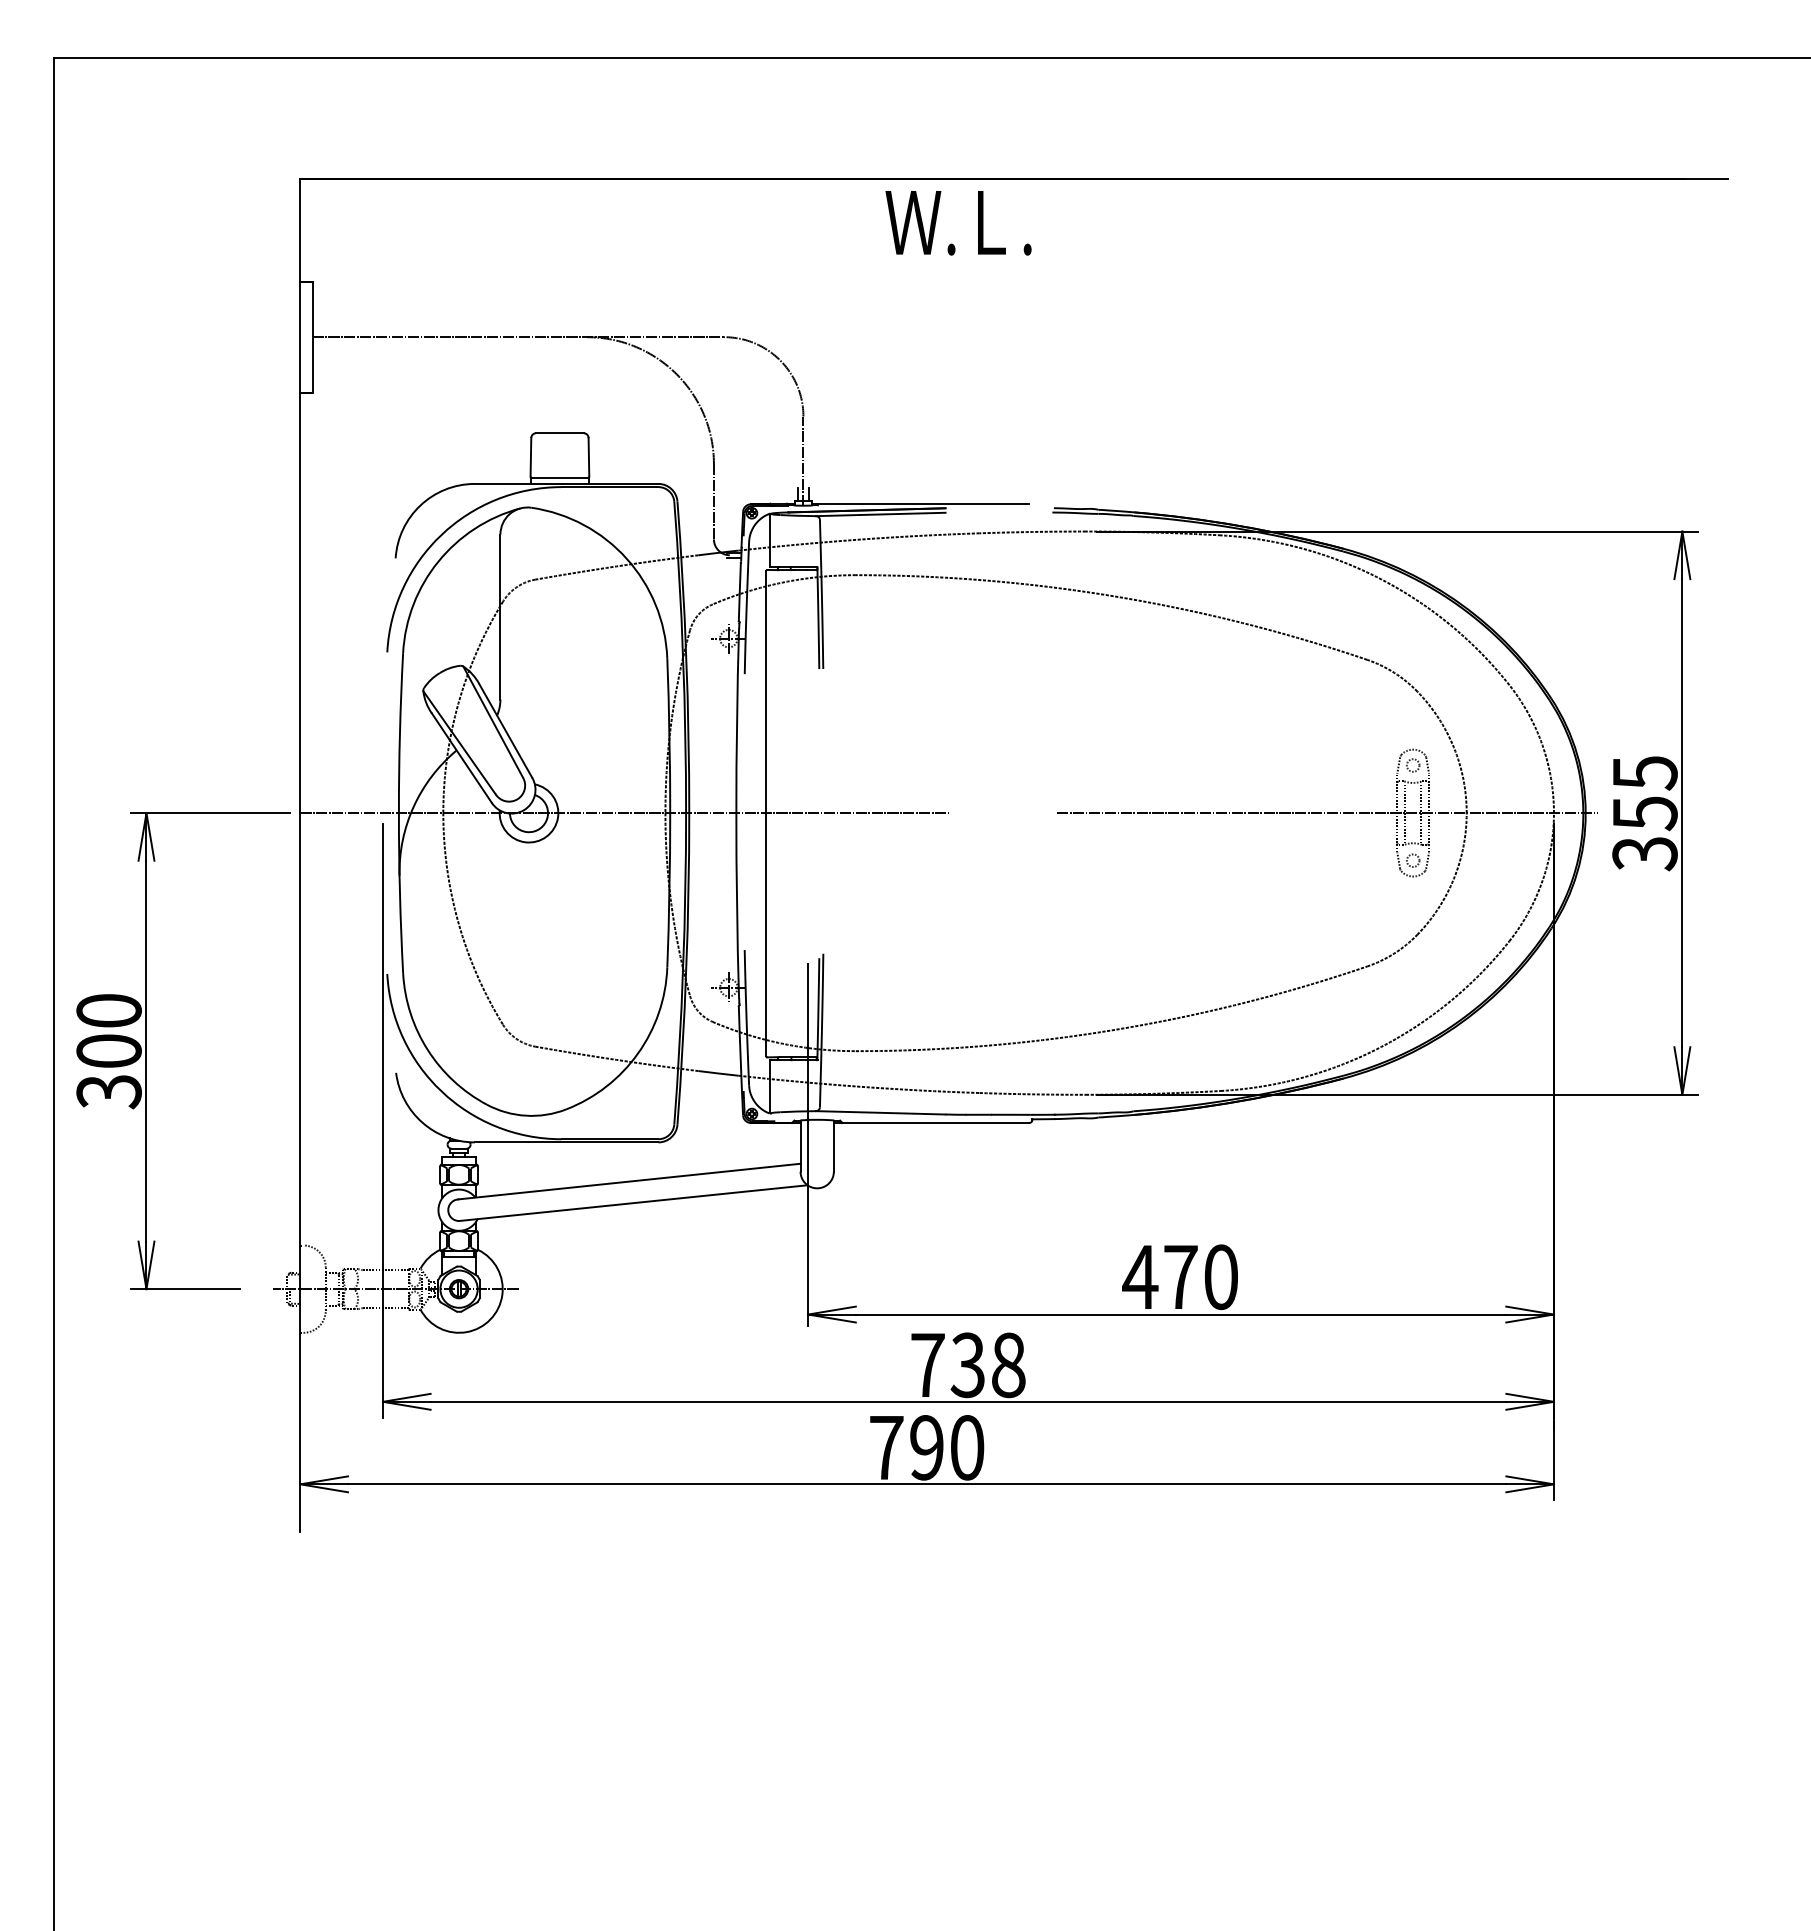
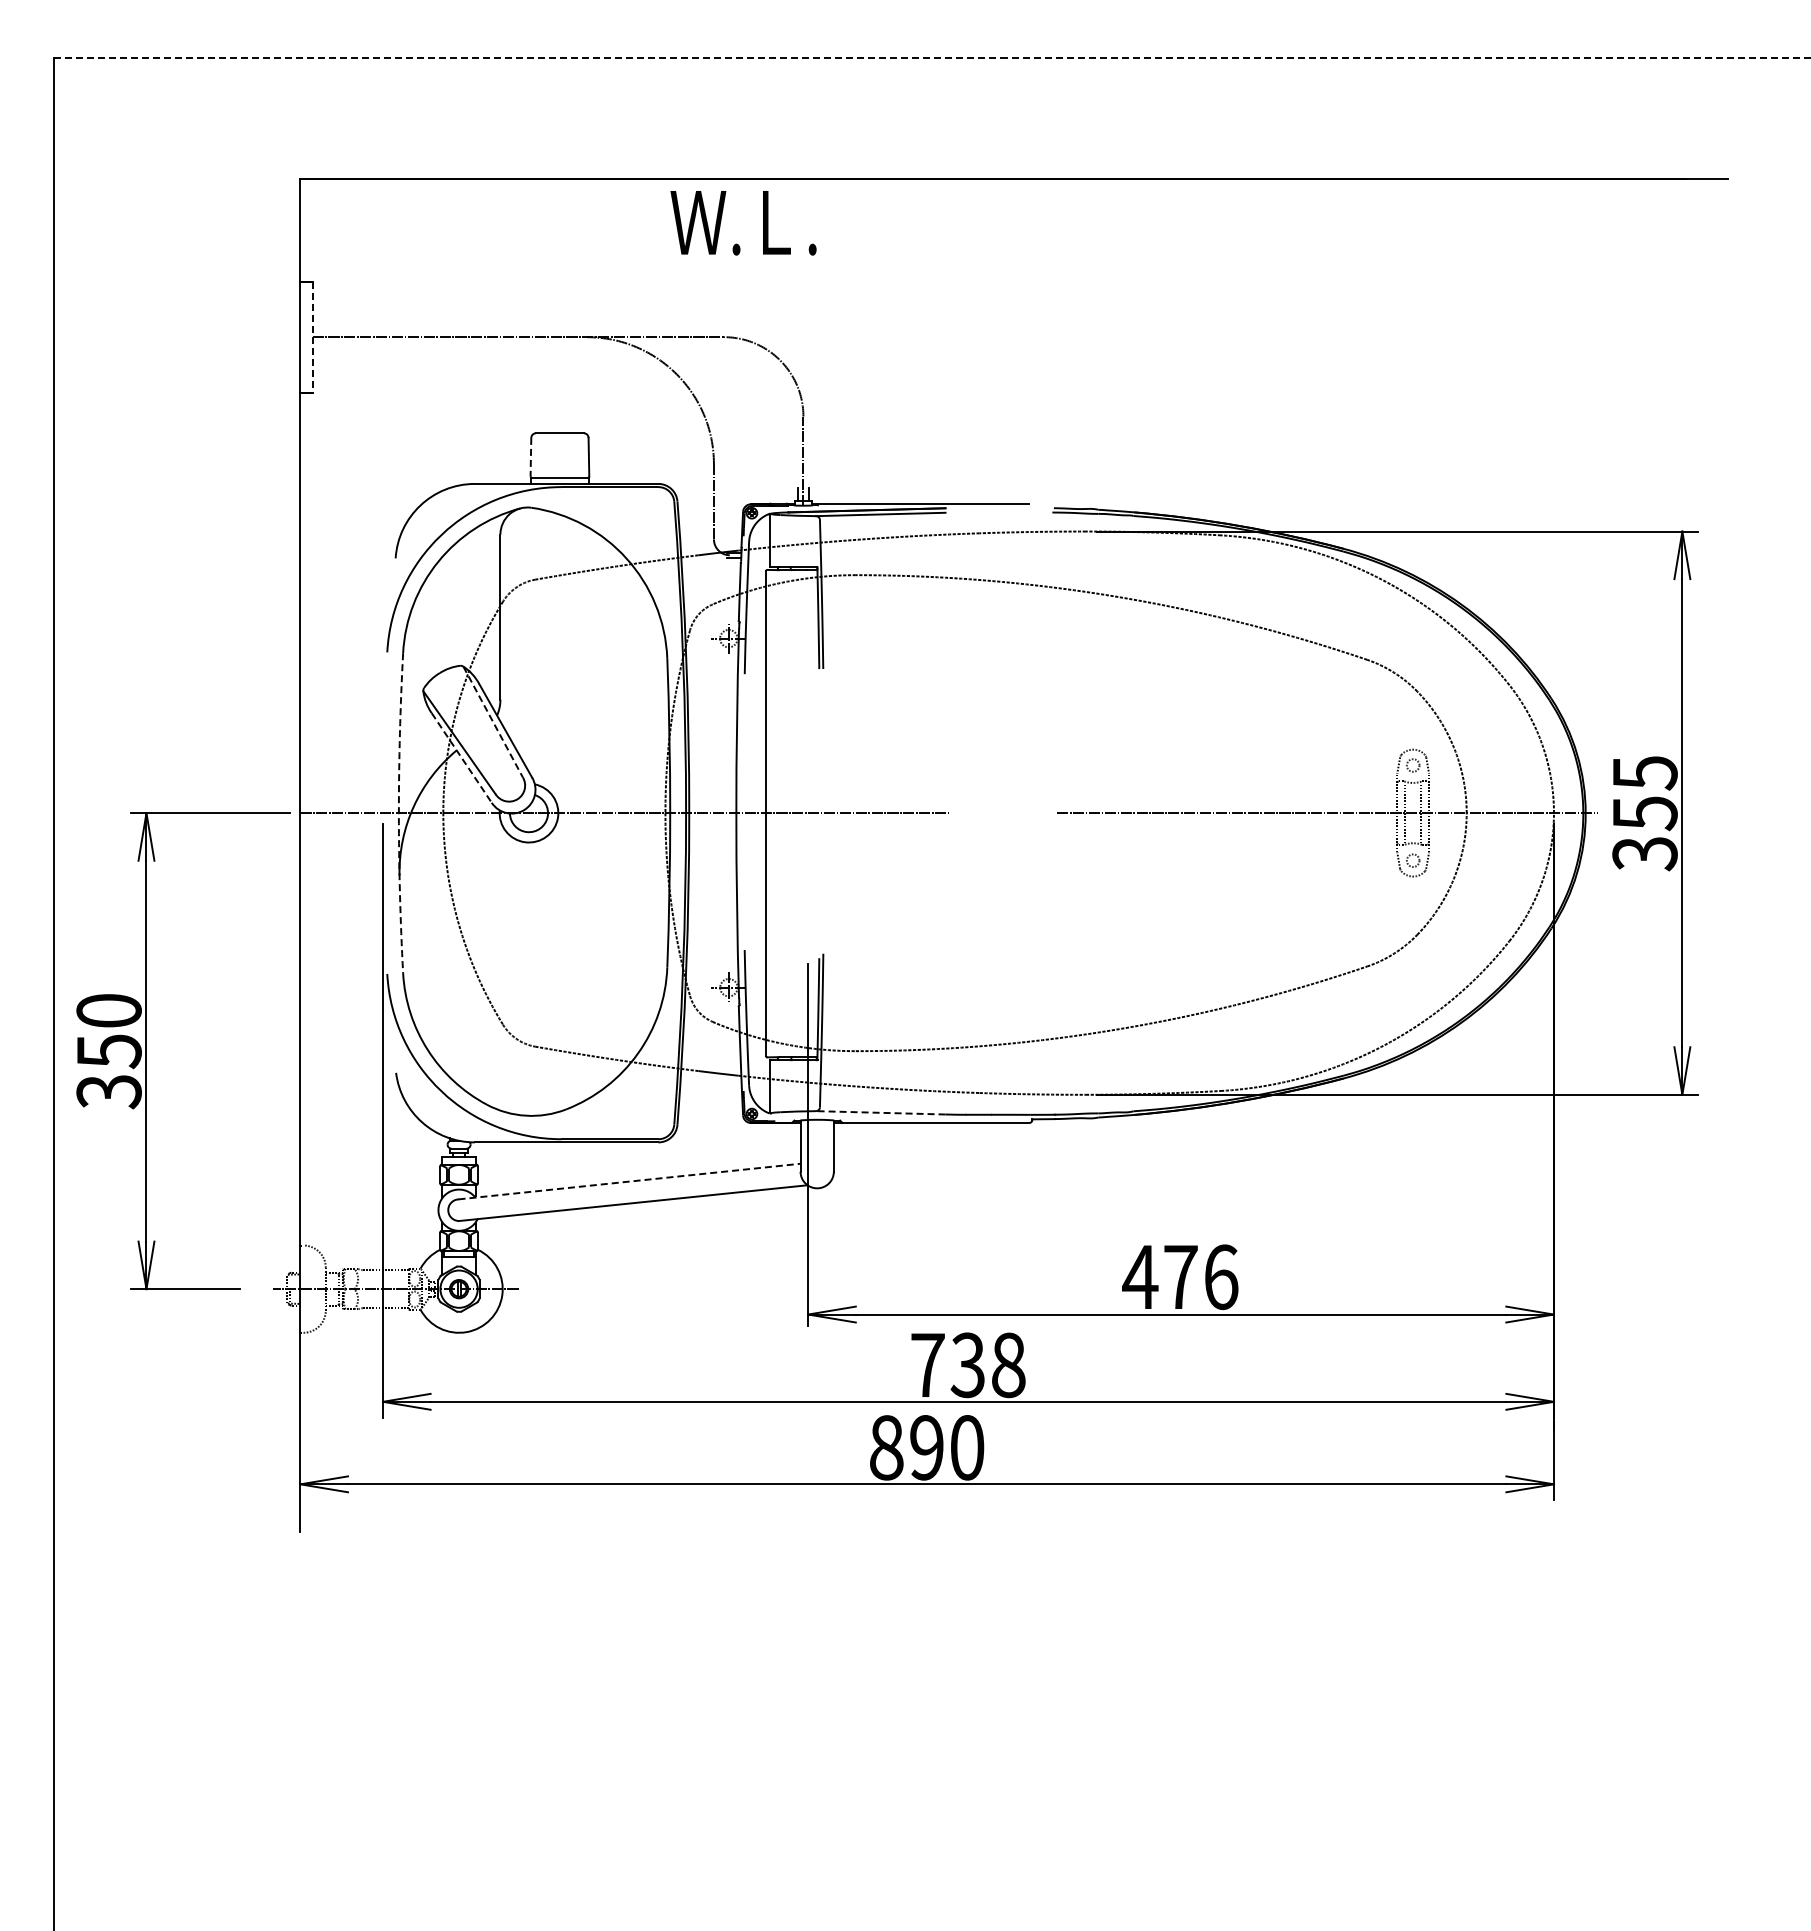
line: solid -> dashed (932, 57)
text position: (958, 223) -> (743, 223) (743, 223)
line: solid -> dashed (312, 337)
line: solid -> dashed (530, 457)
line: solid -> dashed (493, 721)
line: solid -> dashed (461, 758)
arc: solid -> dashed (398, 813)
text: 300 -> 350 (108, 1051)
line: solid -> dashed (880, 1112)
line: solid -> dashed (629, 1181)
text: 470 -> 476 (1221, 1276)
text: 790 -> 890 (886, 1447)
